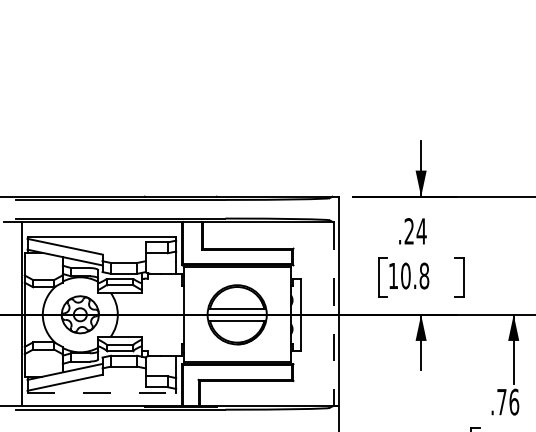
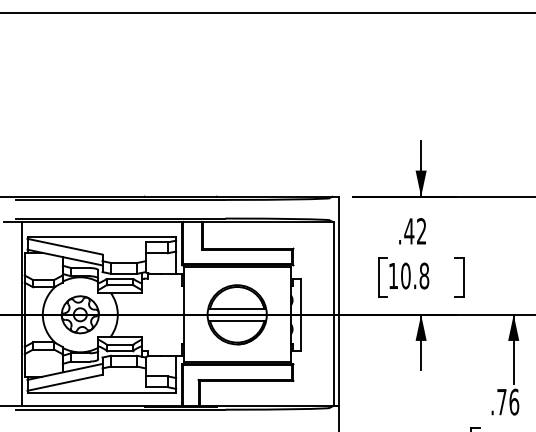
line: none -> present (267, 12)
text: .24 -> .42 (415, 231)
line: dashed -> solid (333, 314)
line: dashed -> solid (102, 392)
